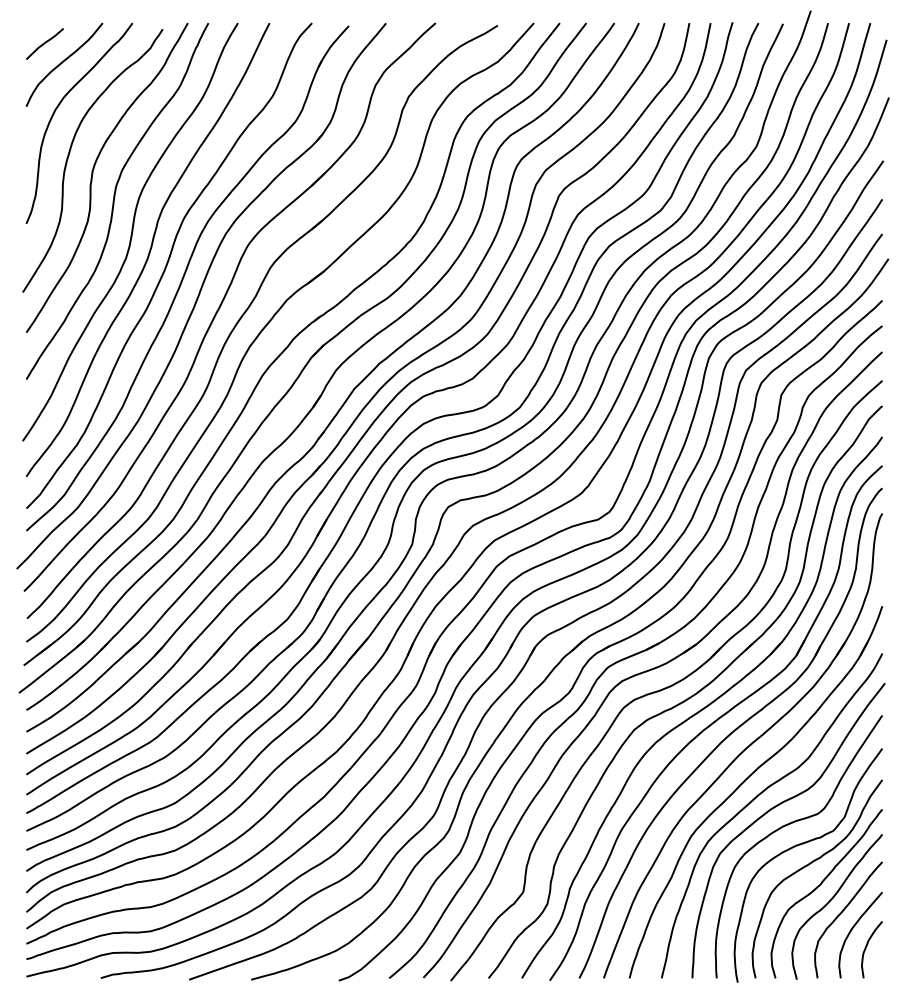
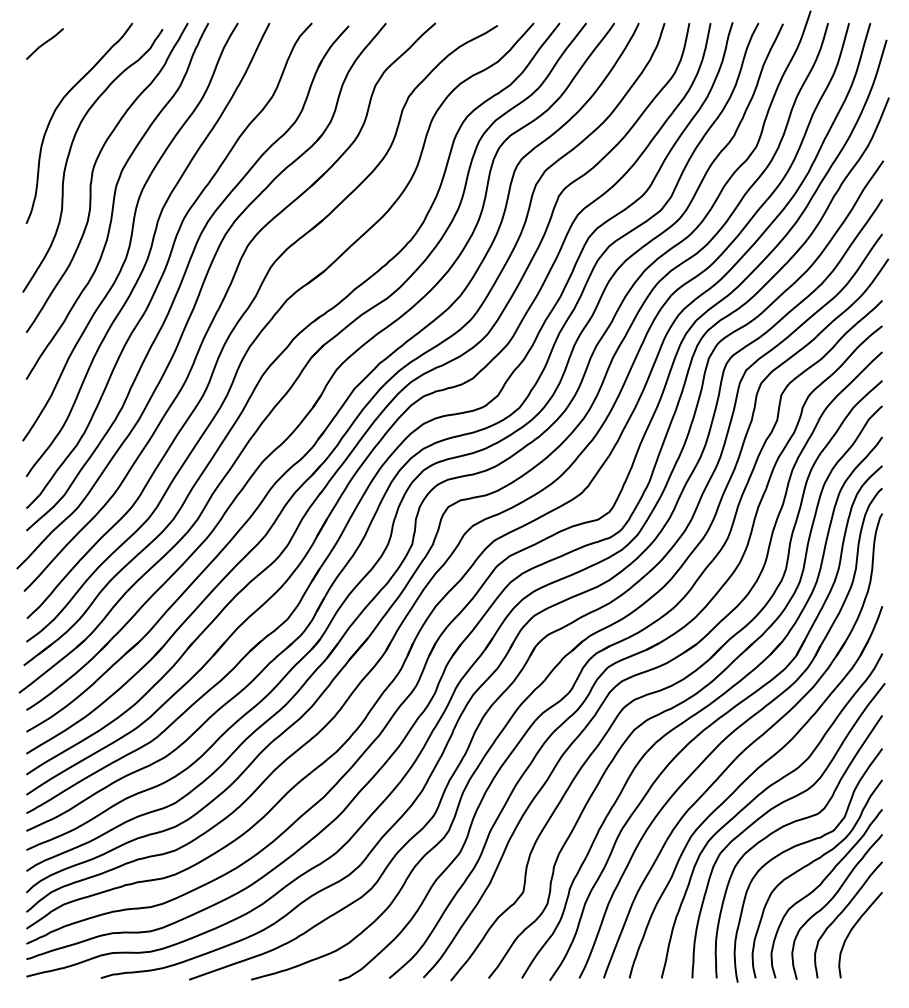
curve: present -> none (63, 62)
curve: present -> none (867, 946)
